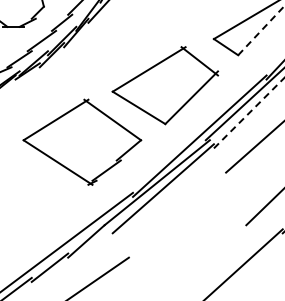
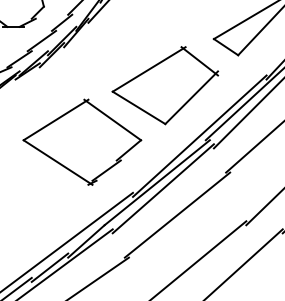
line: dashed -> solid (261, 30)
line: dashed -> solid (249, 113)
line: none -> present (177, 214)
line: none -> present (199, 259)
line: none -> present (66, 263)
